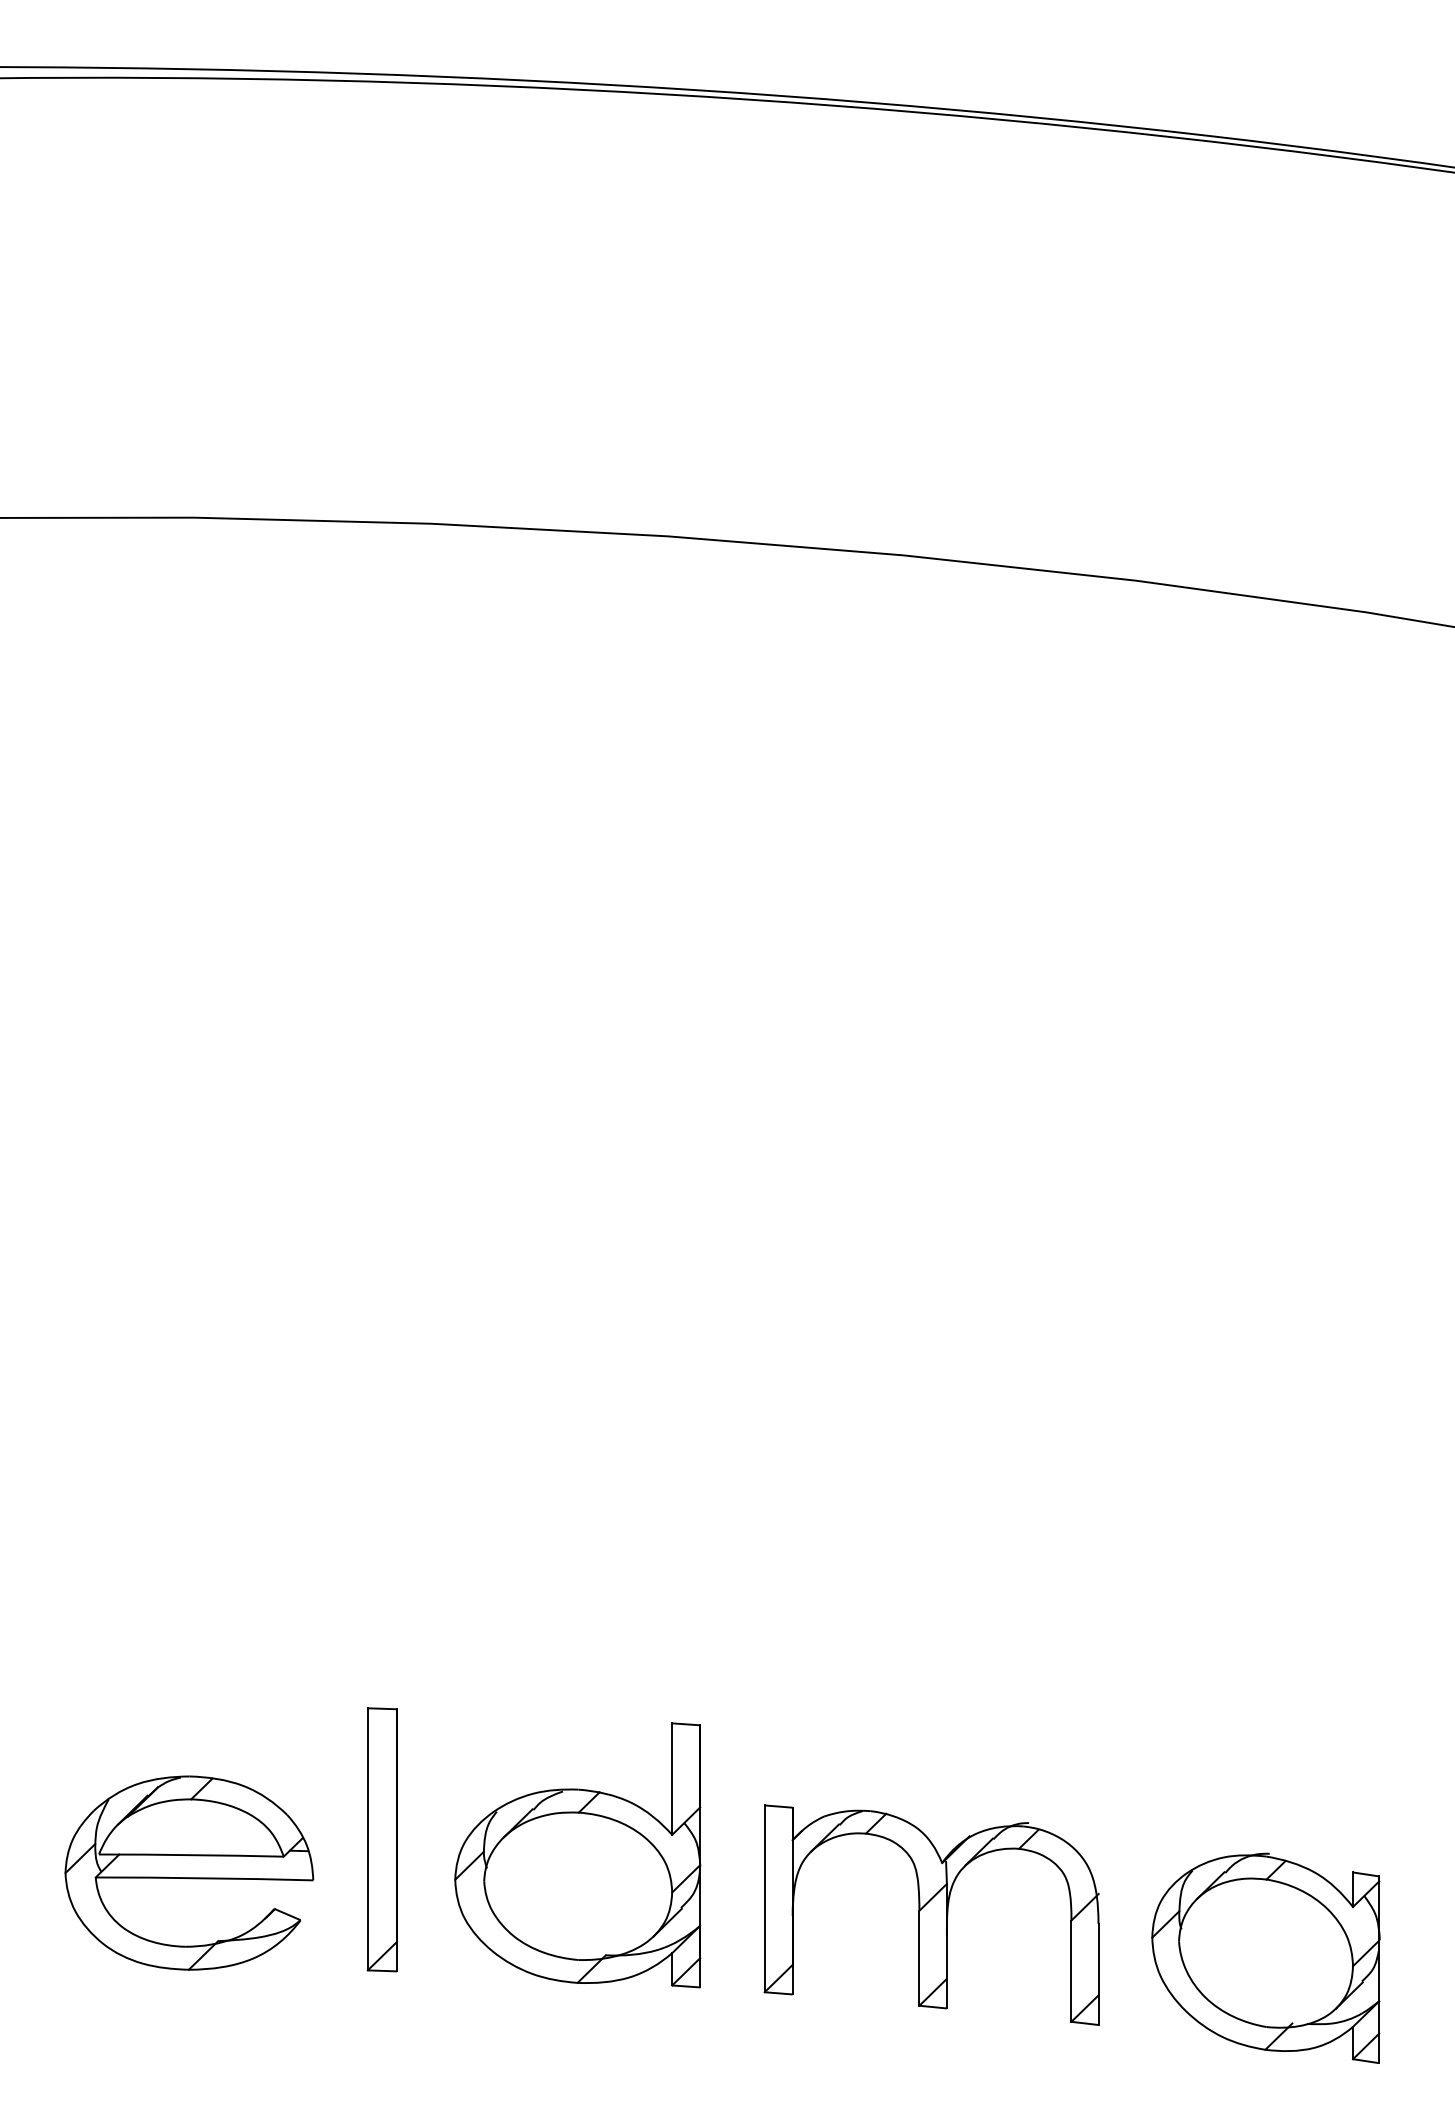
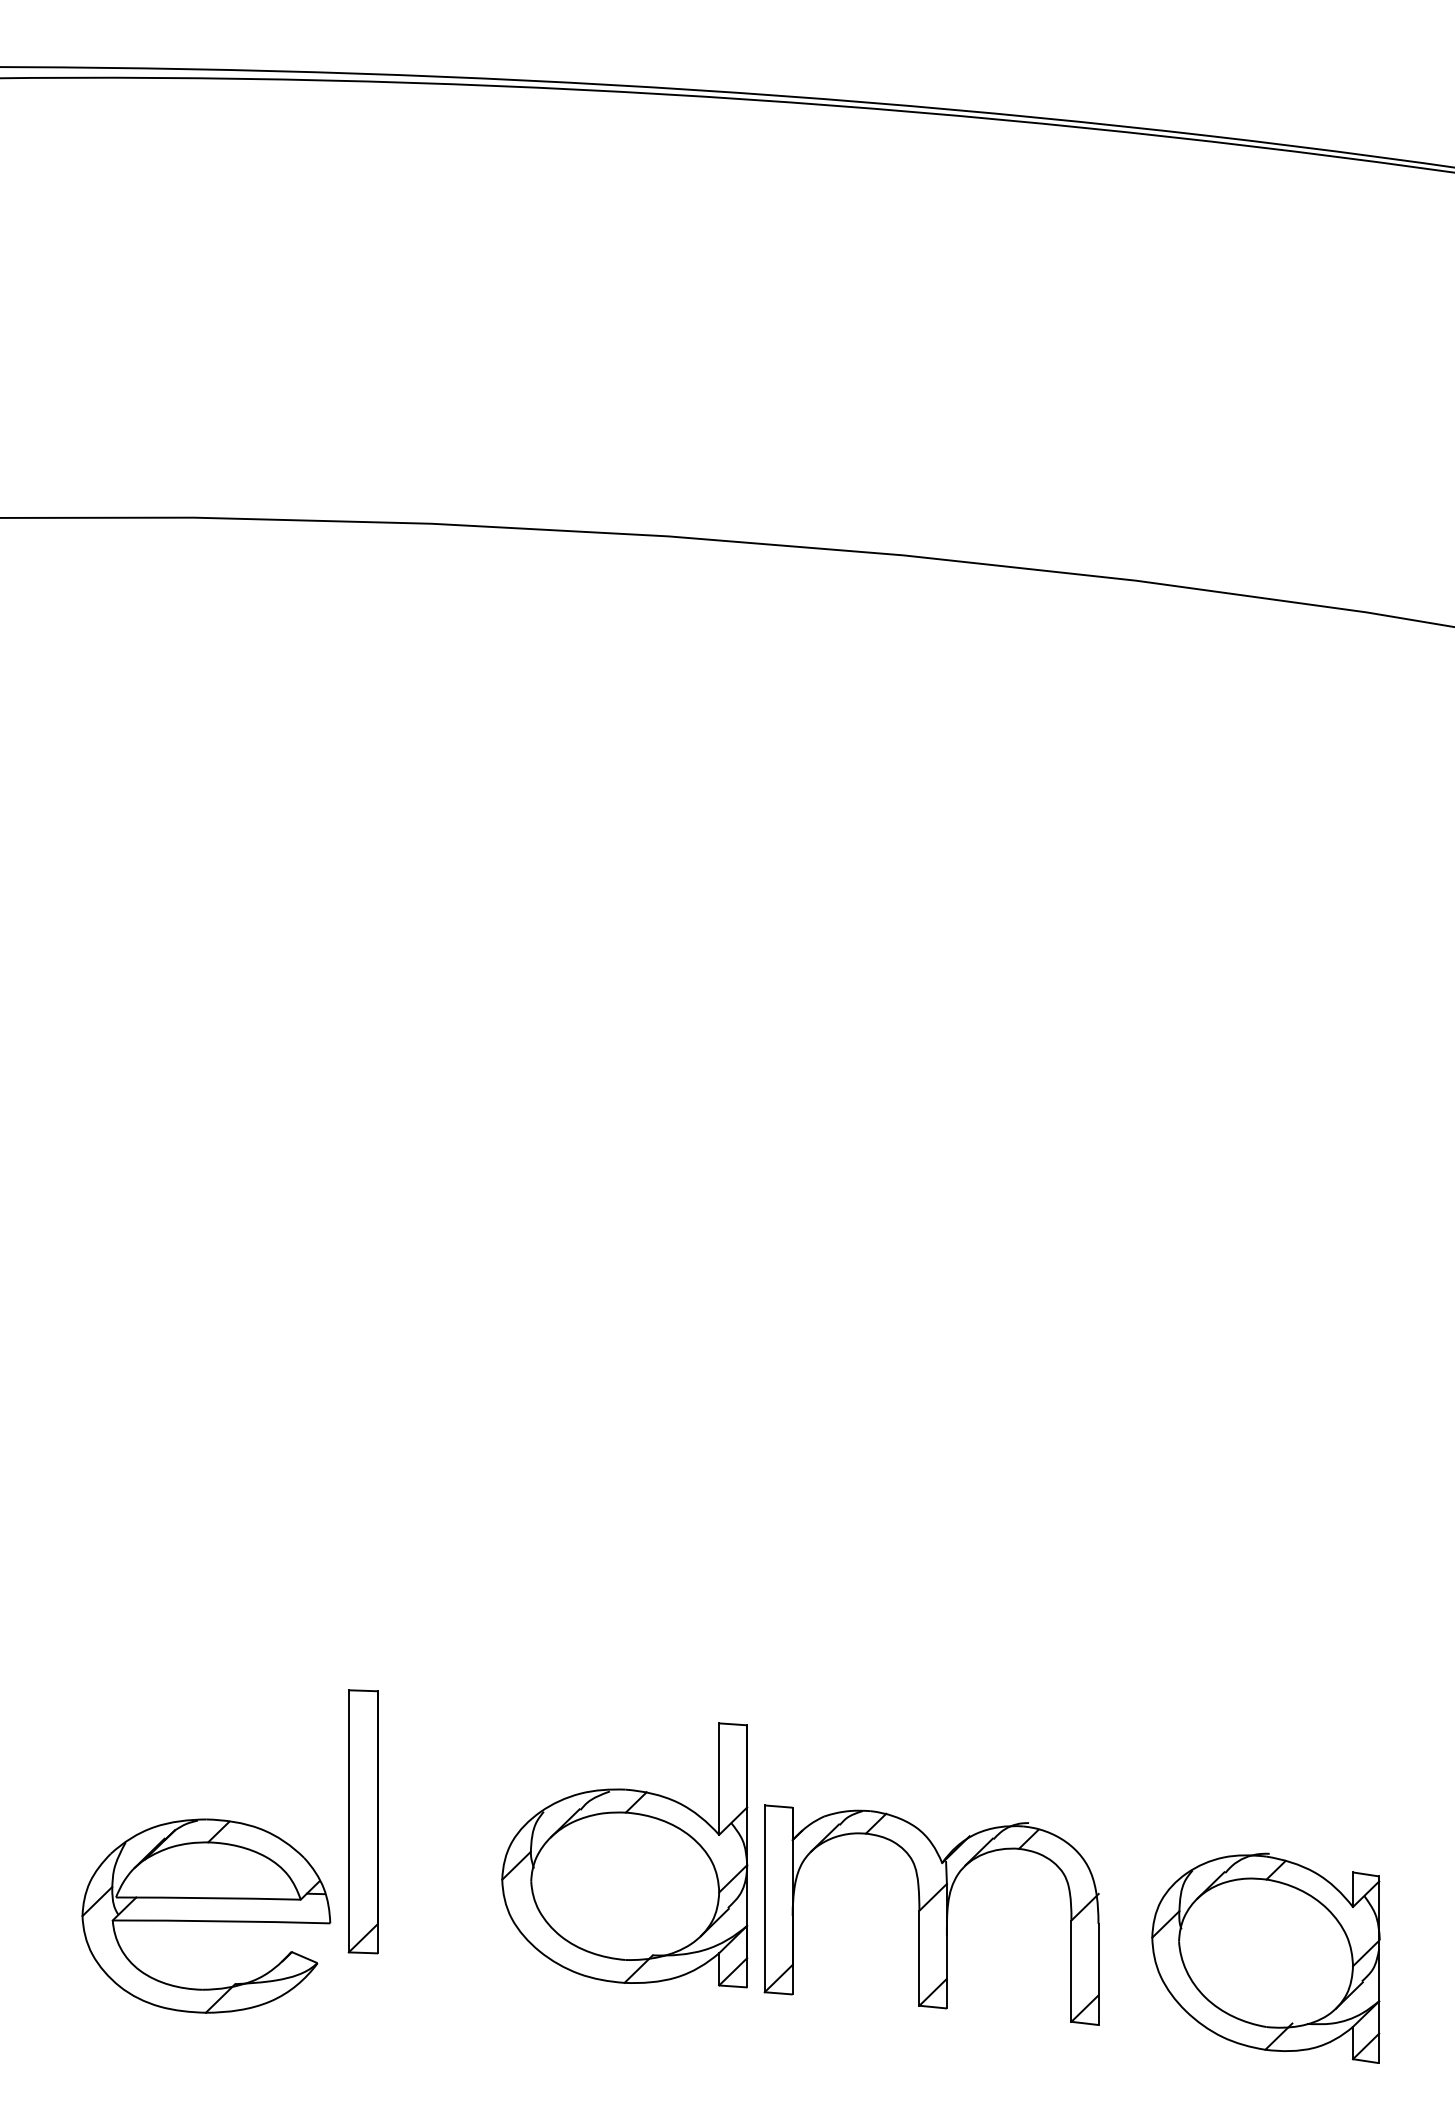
part position: (381, 1839) -> (362, 1821) (362, 1821)
part position: (577, 1855) -> (624, 1855) (624, 1855)
part position: (189, 1872) -> (206, 1915) (206, 1915)
